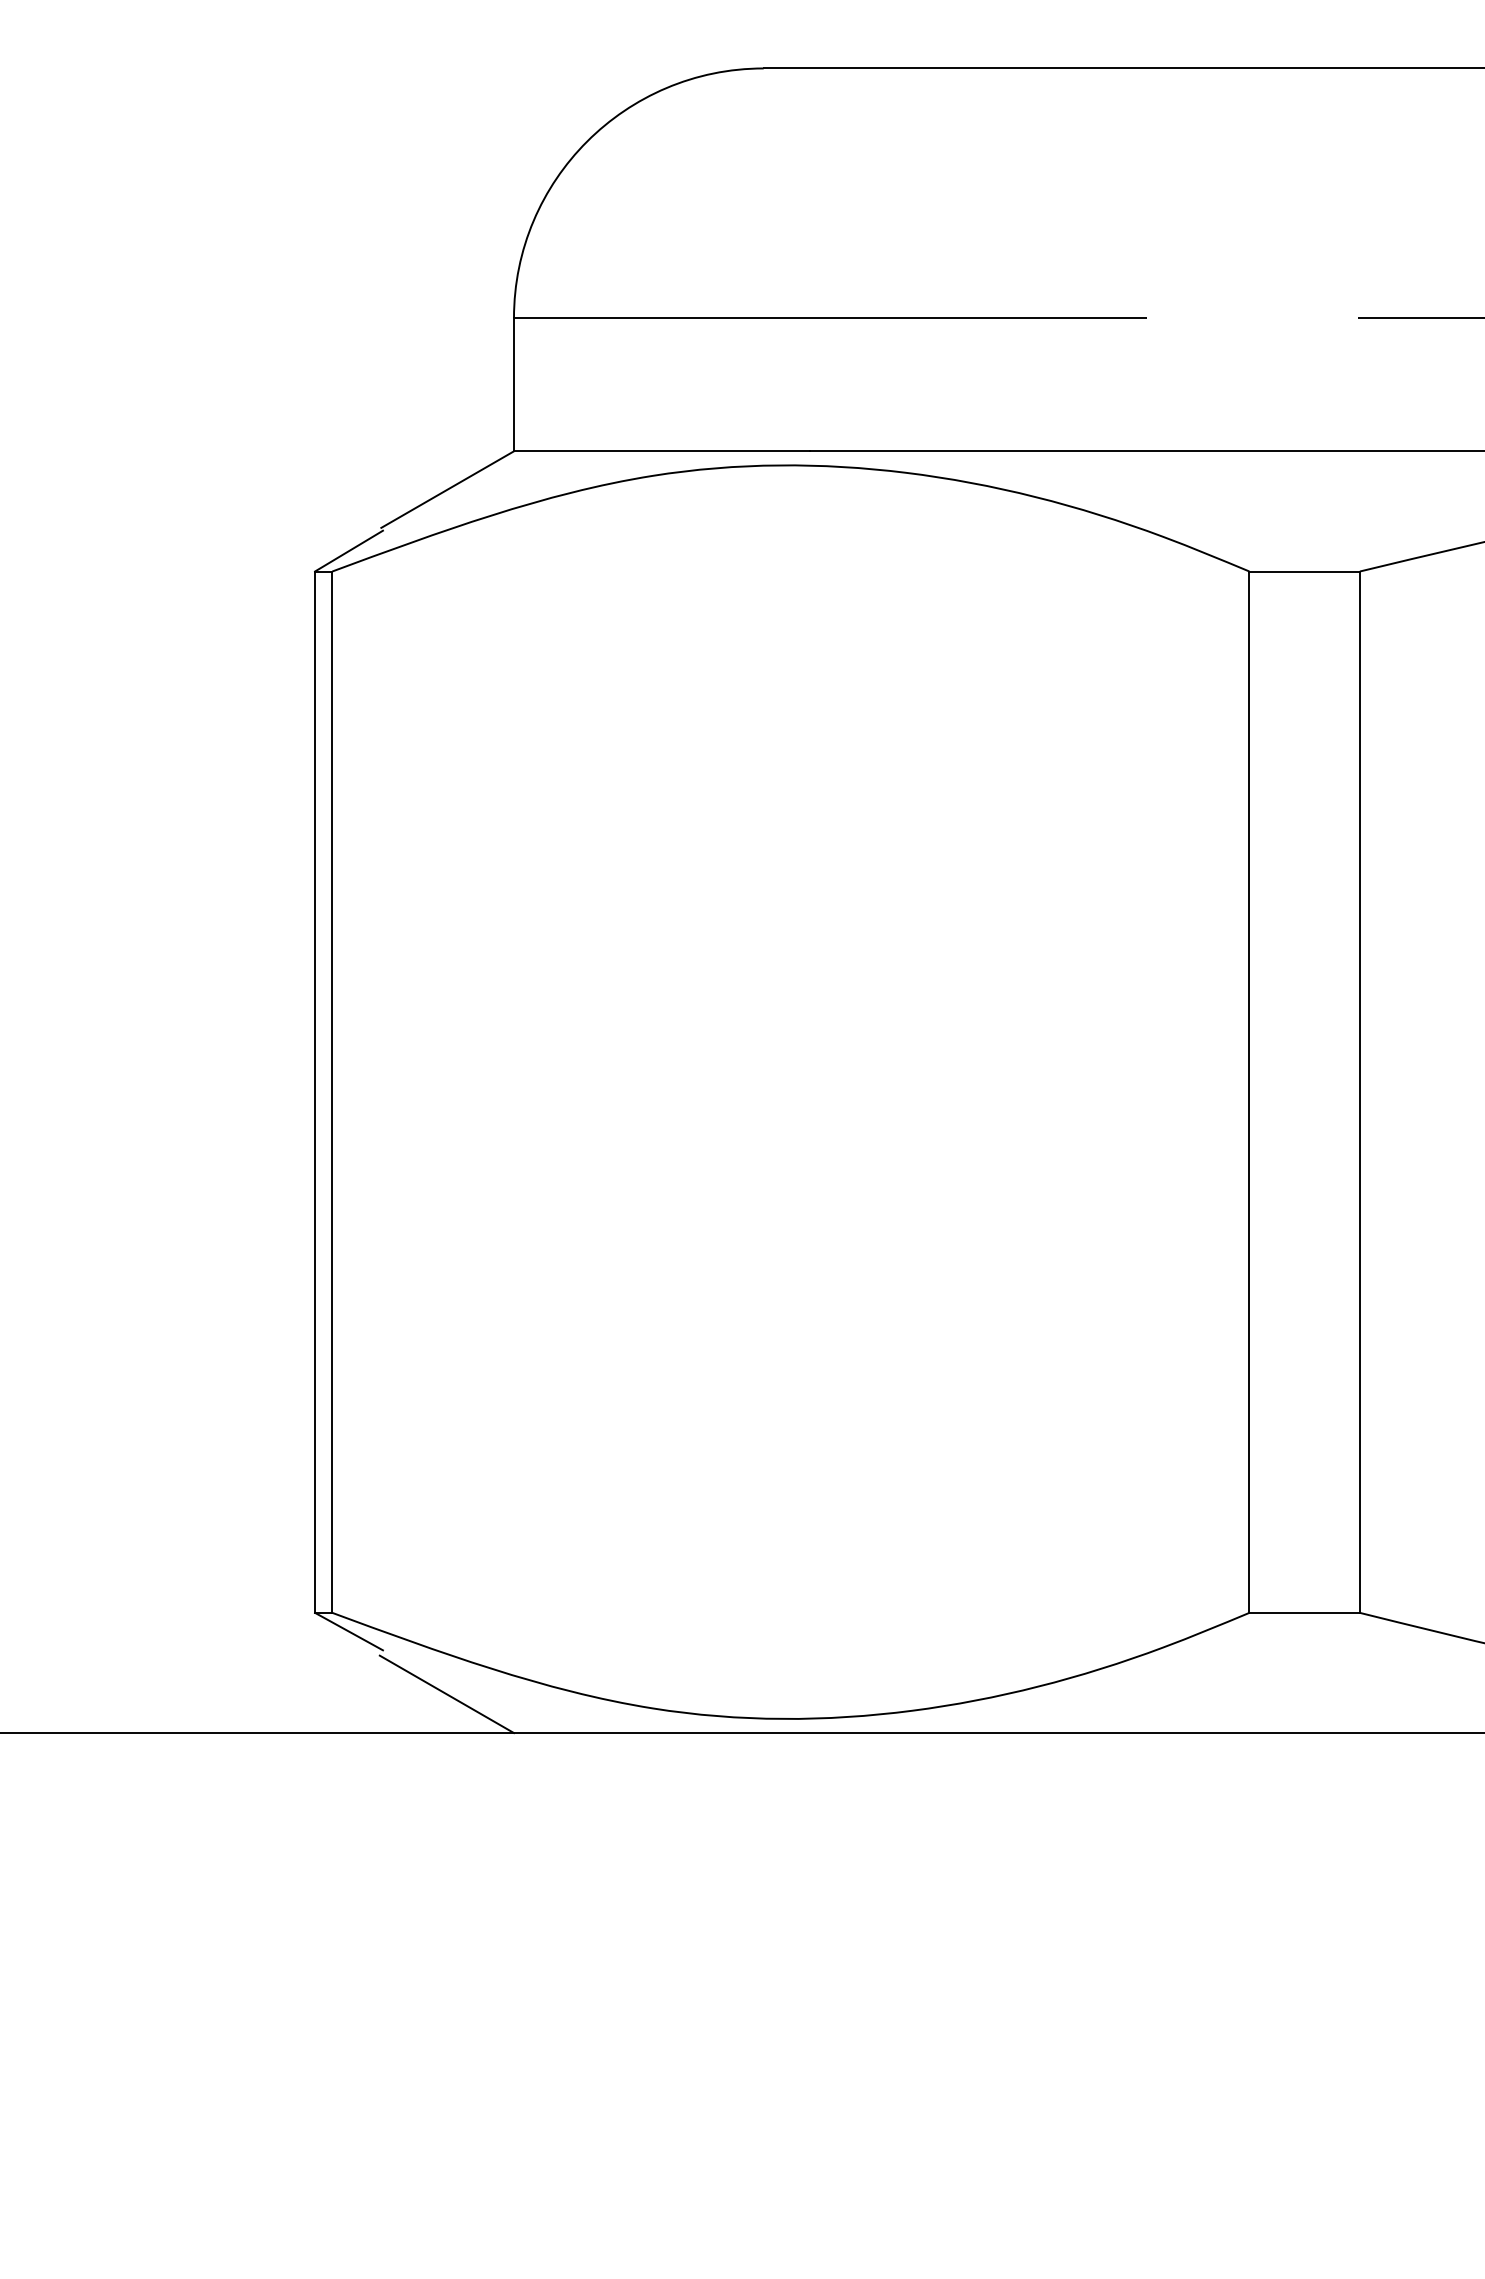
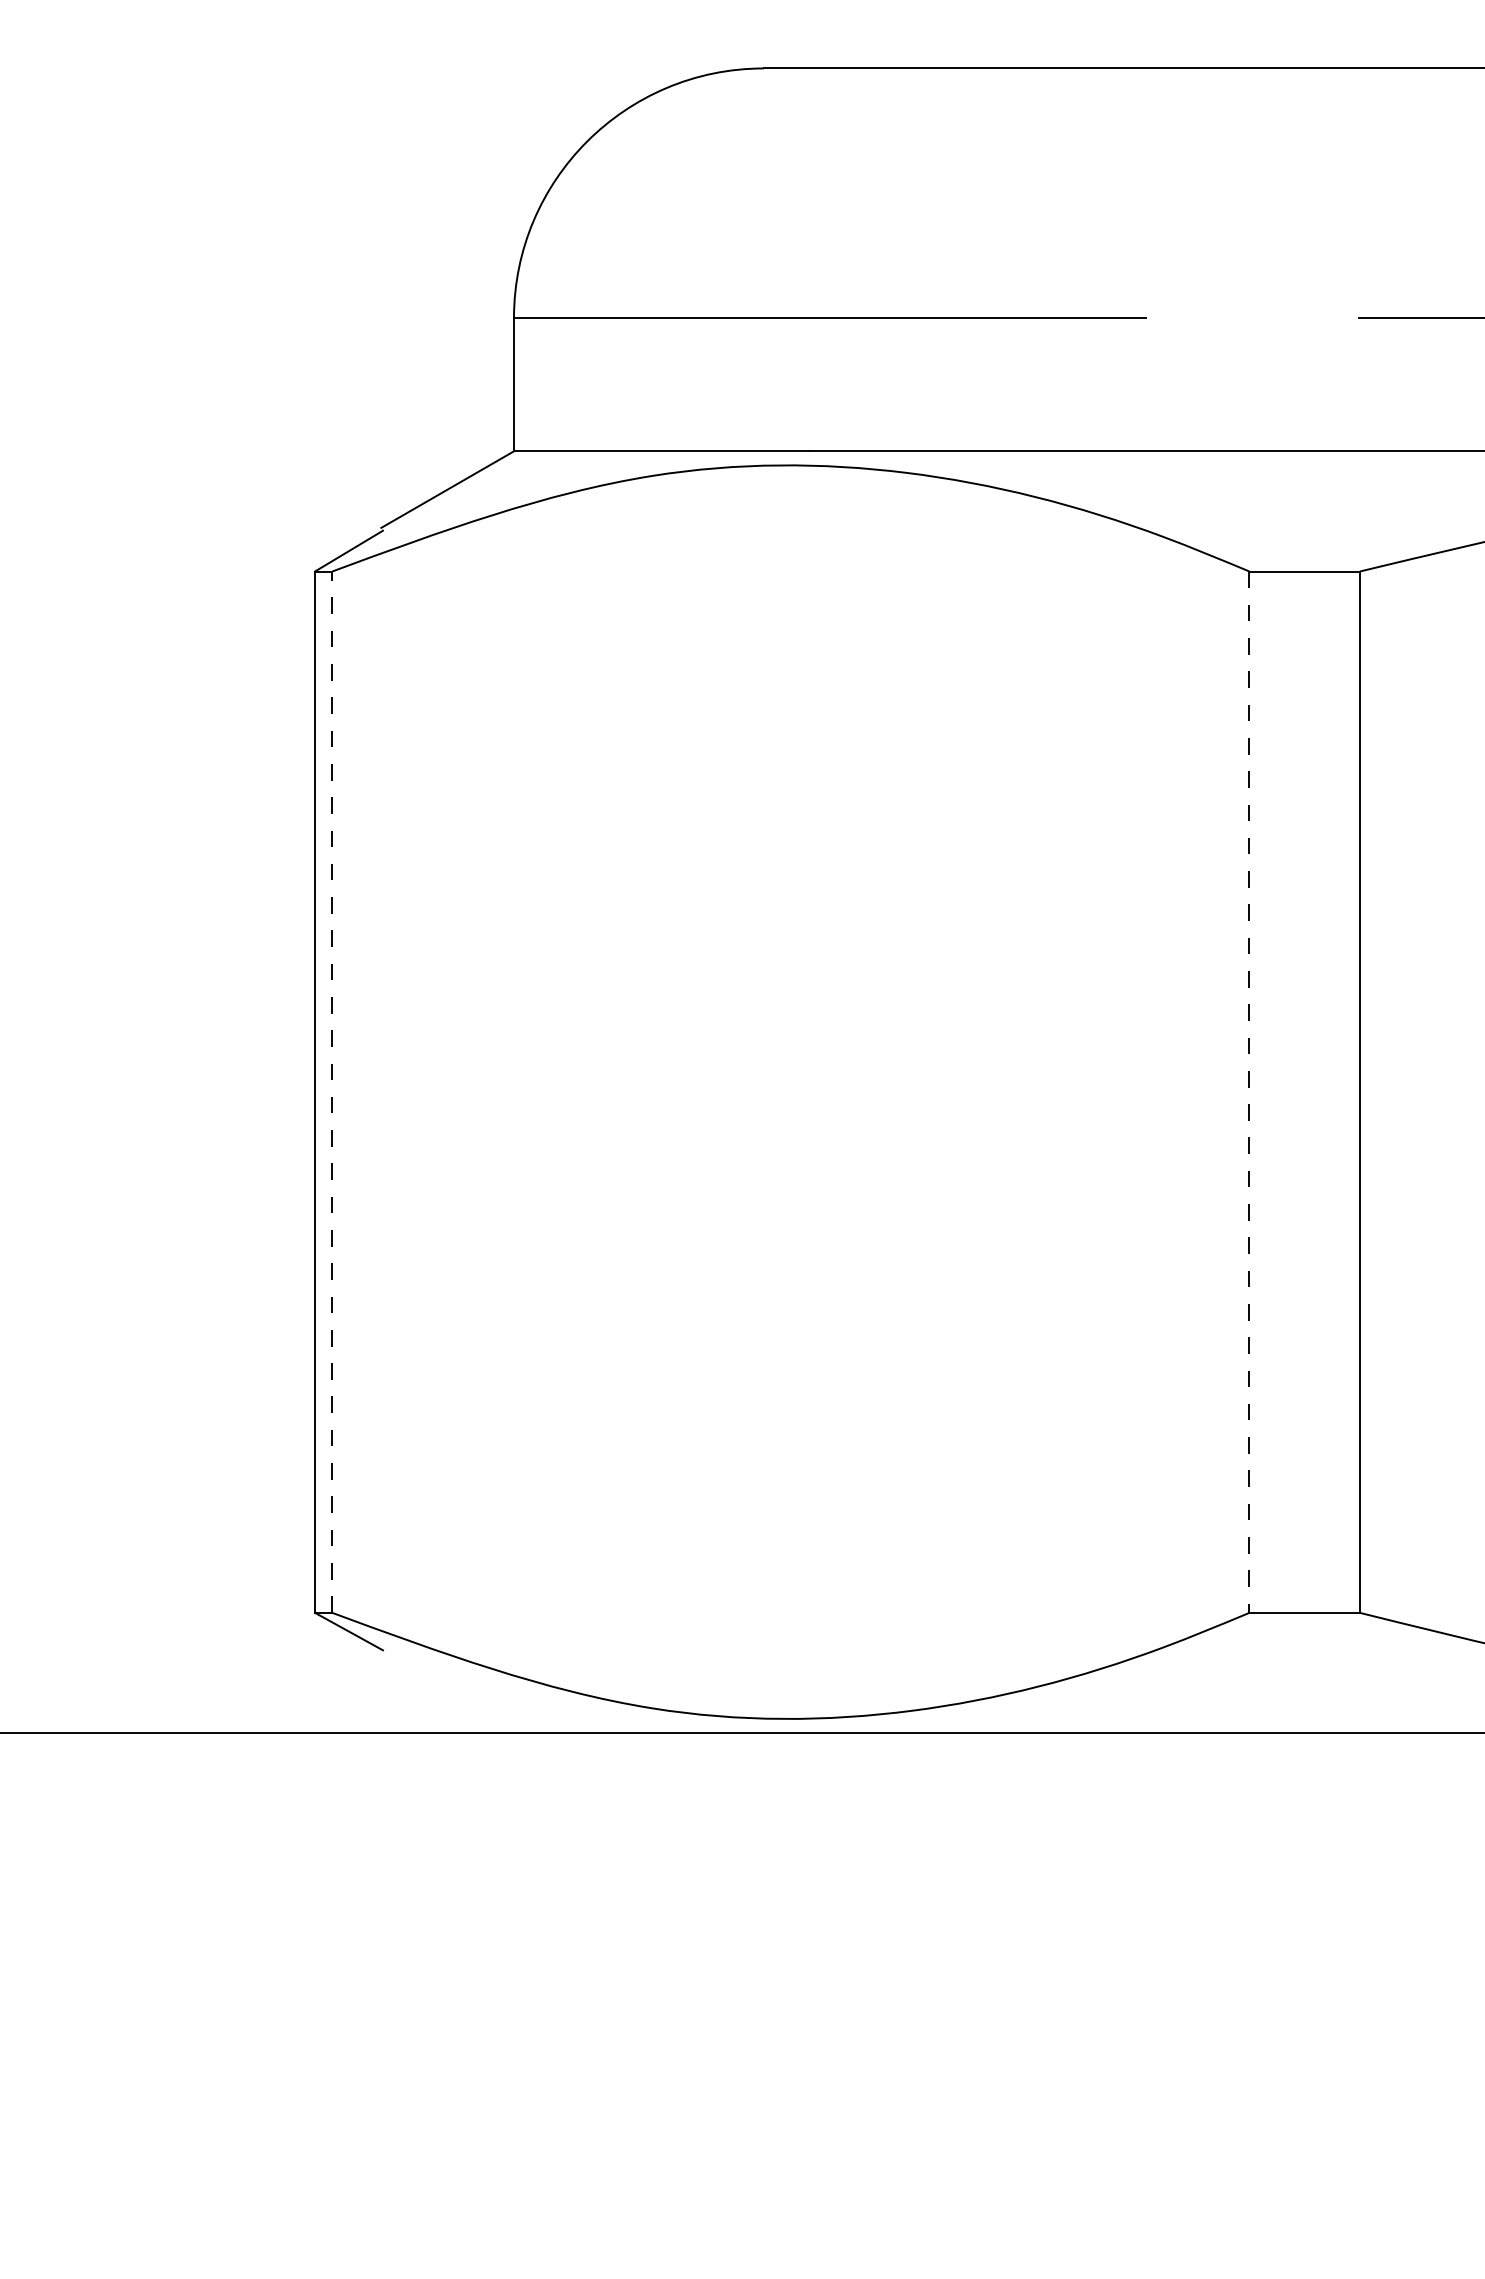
line: solid -> dashed (332, 1092)
line: solid -> dashed (1249, 1092)
line: present -> none (446, 1694)
